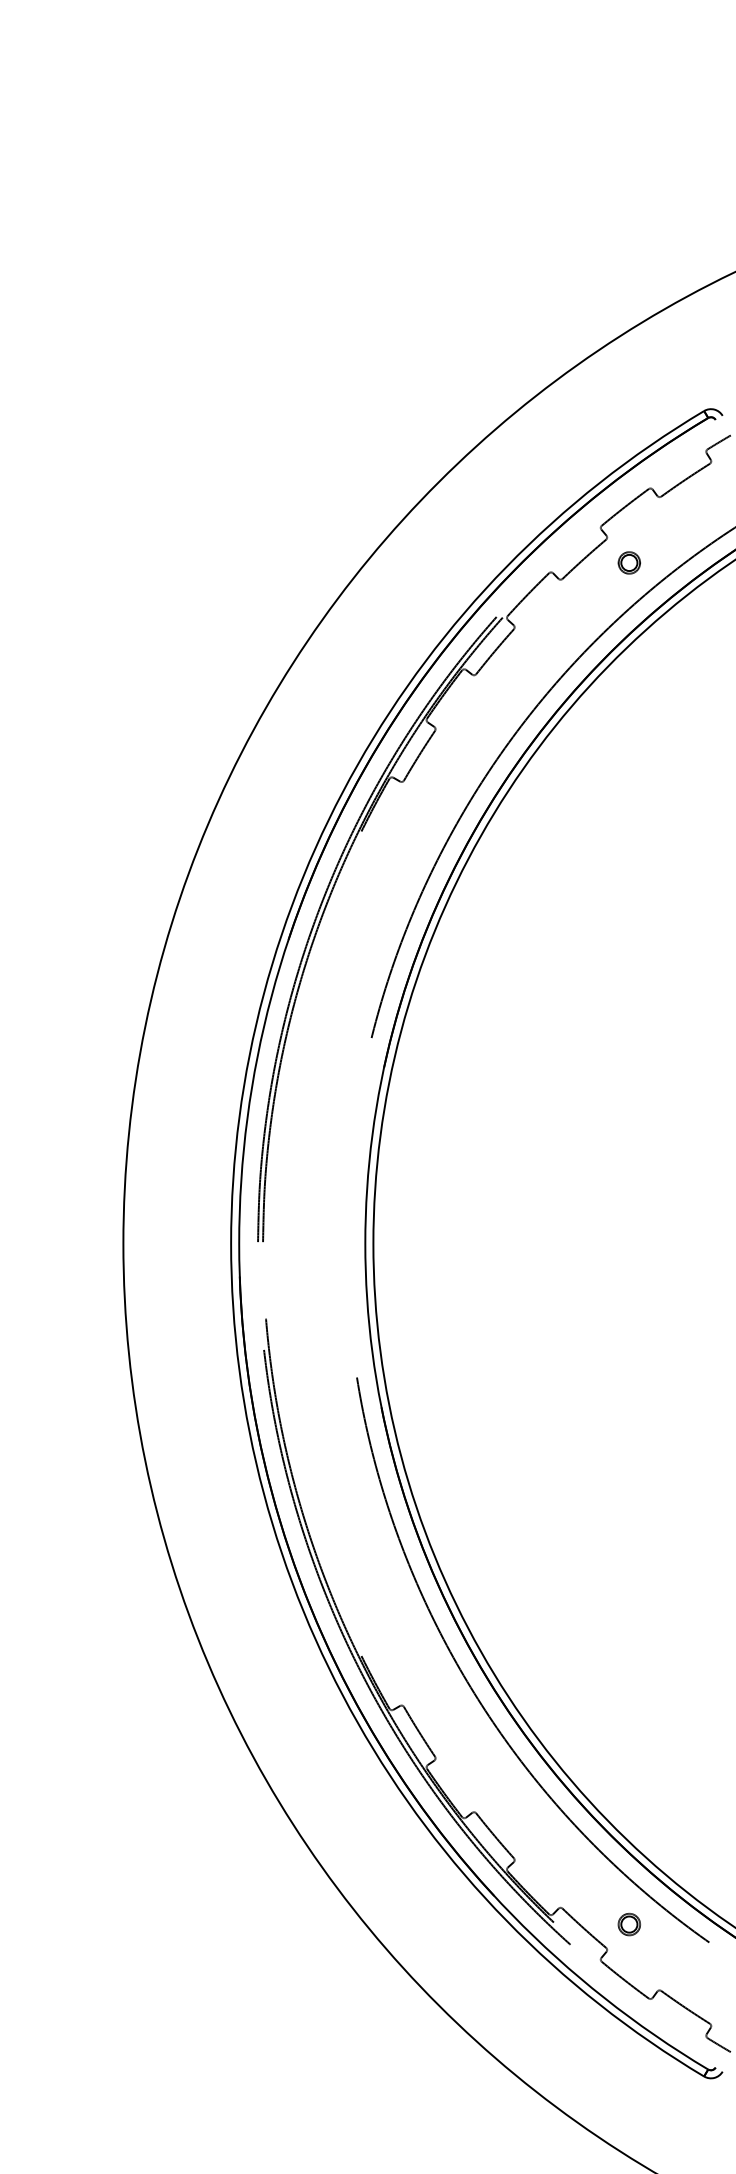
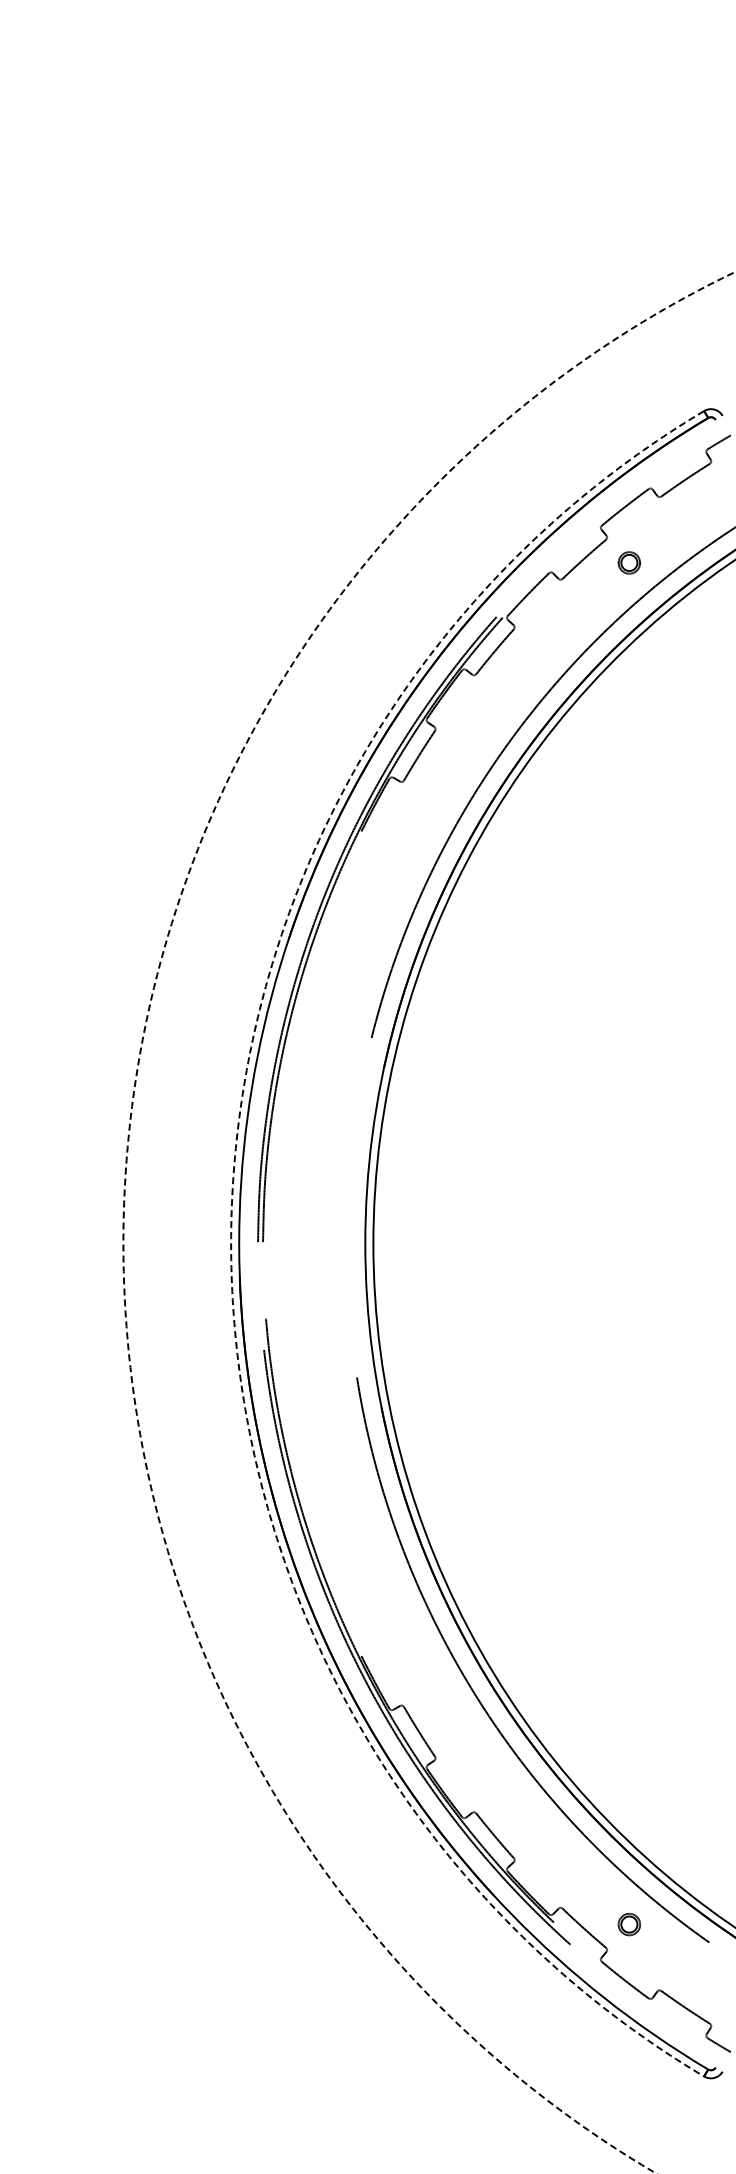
circle: solid -> dashed (429, 1222)
arc: solid -> dashed (231, 1243)
